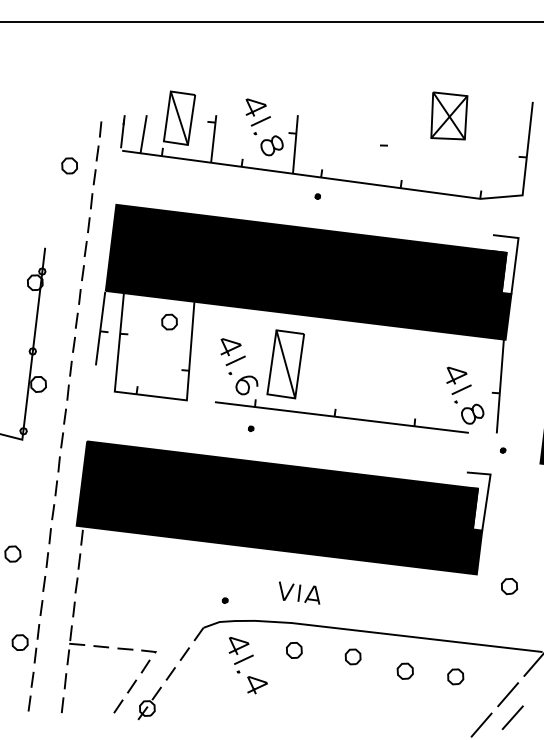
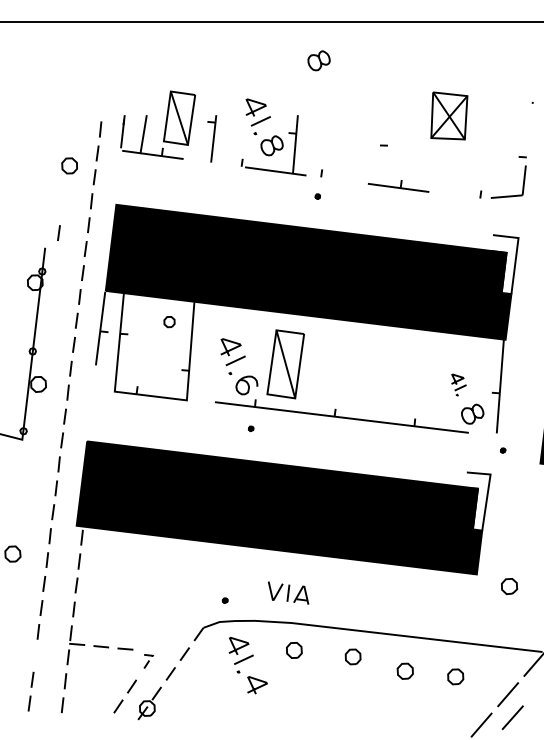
curve: none -> present (318, 59)
line: solid -> dashed (370, 184)
line: none -> present (58, 233)
part size: 17x18 px -> 13x13 px (169, 322)
part size: 26x38 px -> 16x24 px (458, 384)
part position: (299, 592) -> (288, 592) (288, 592)
part: present -> none (24, 648)
part size: 17x25 px -> 11x15 px (148, 661)
